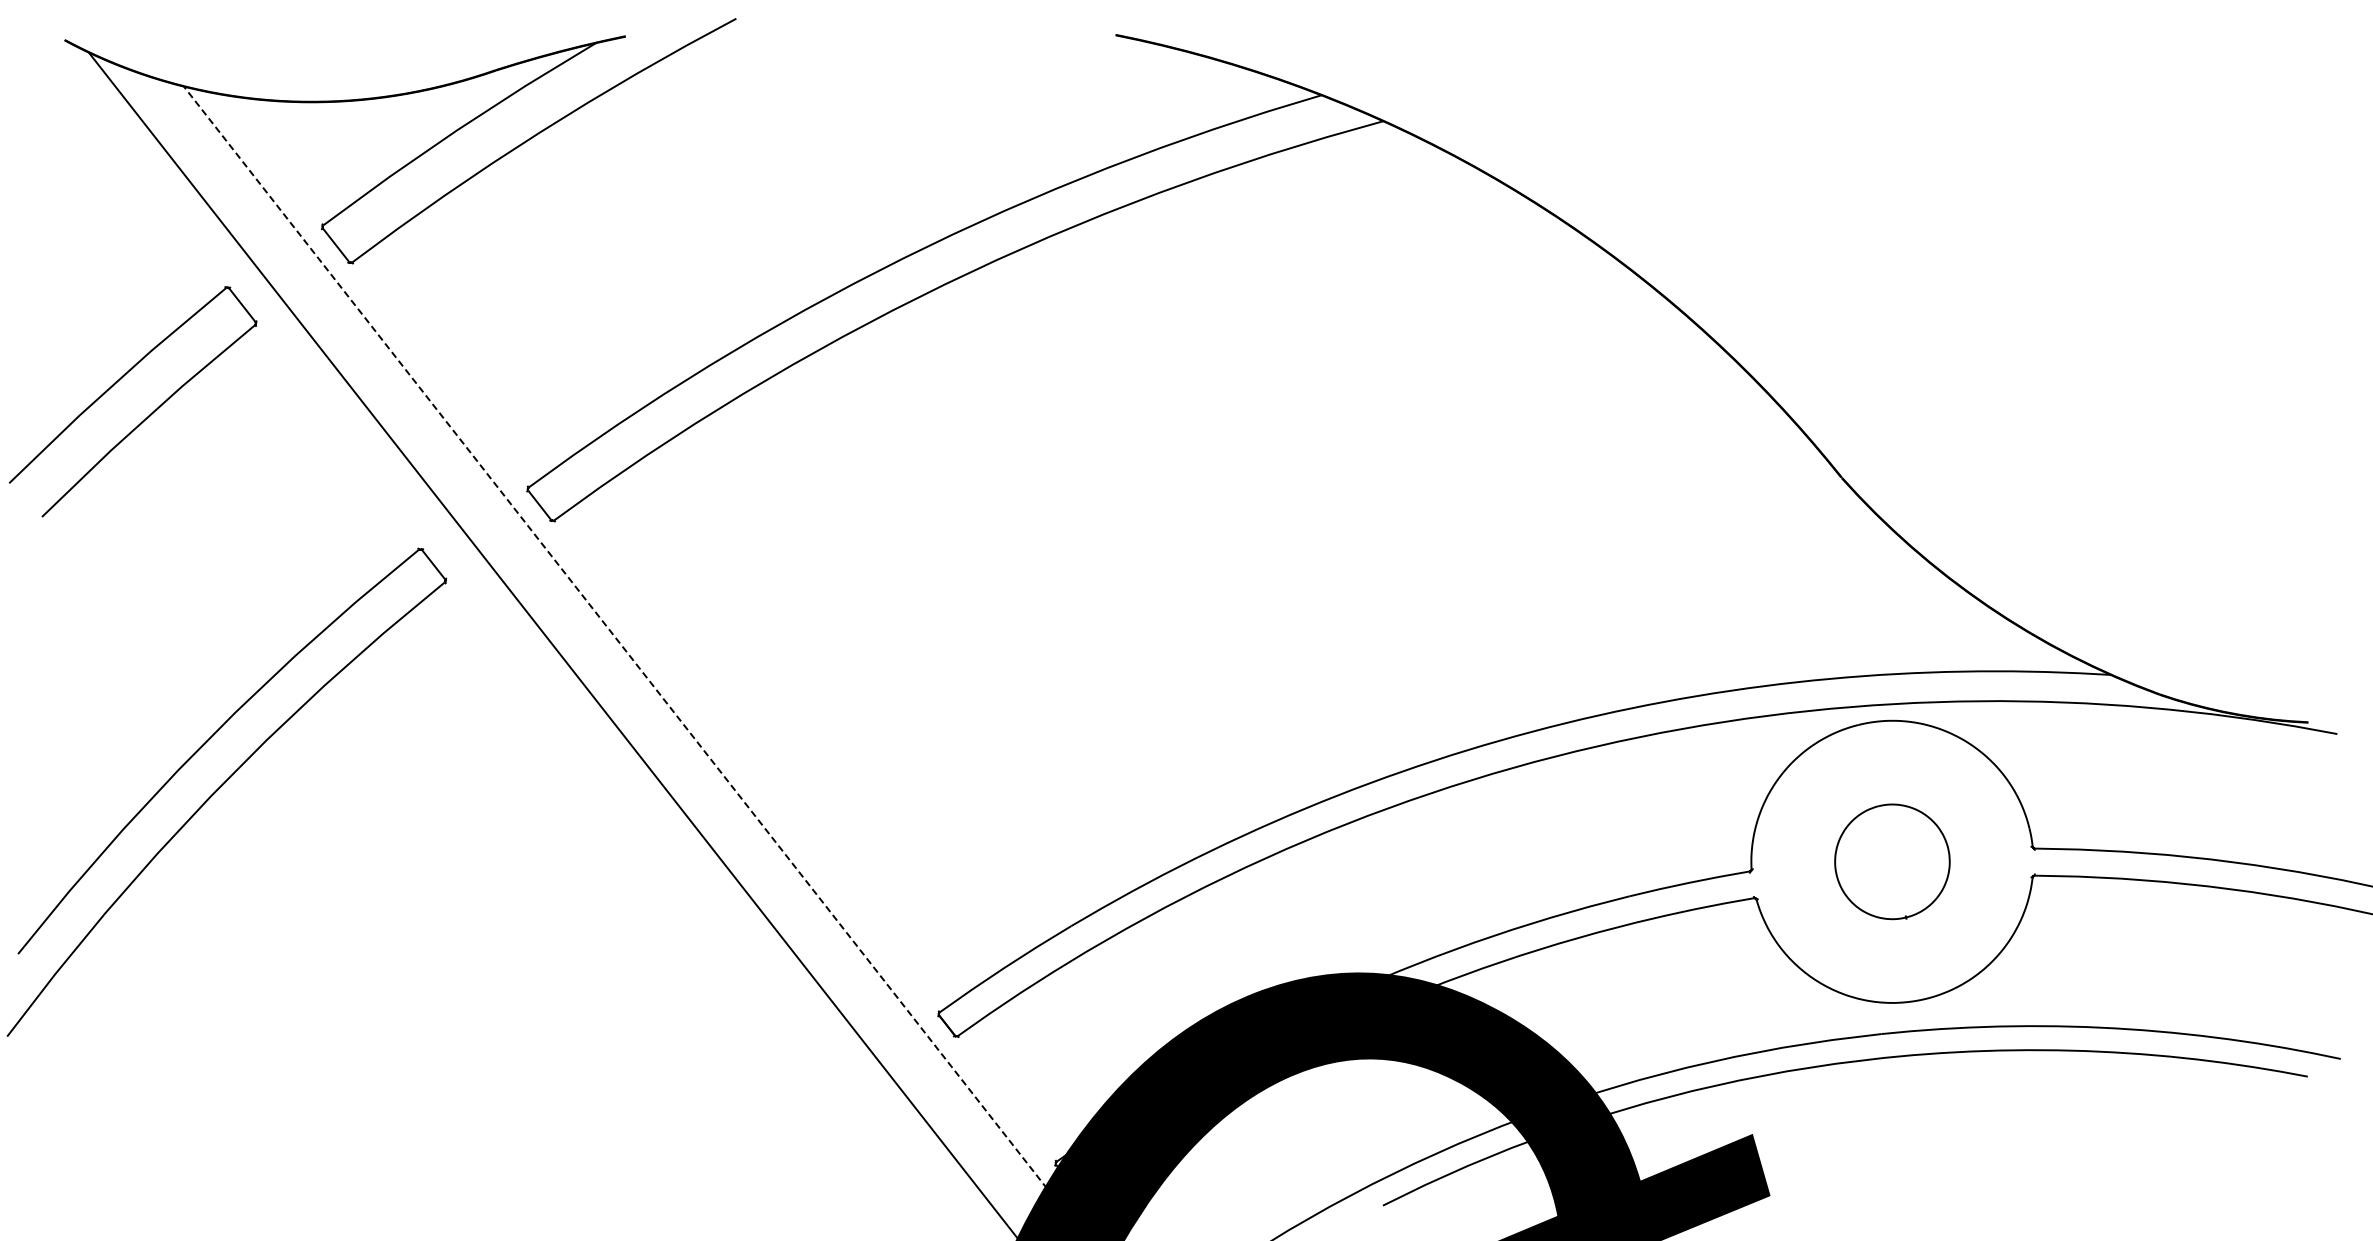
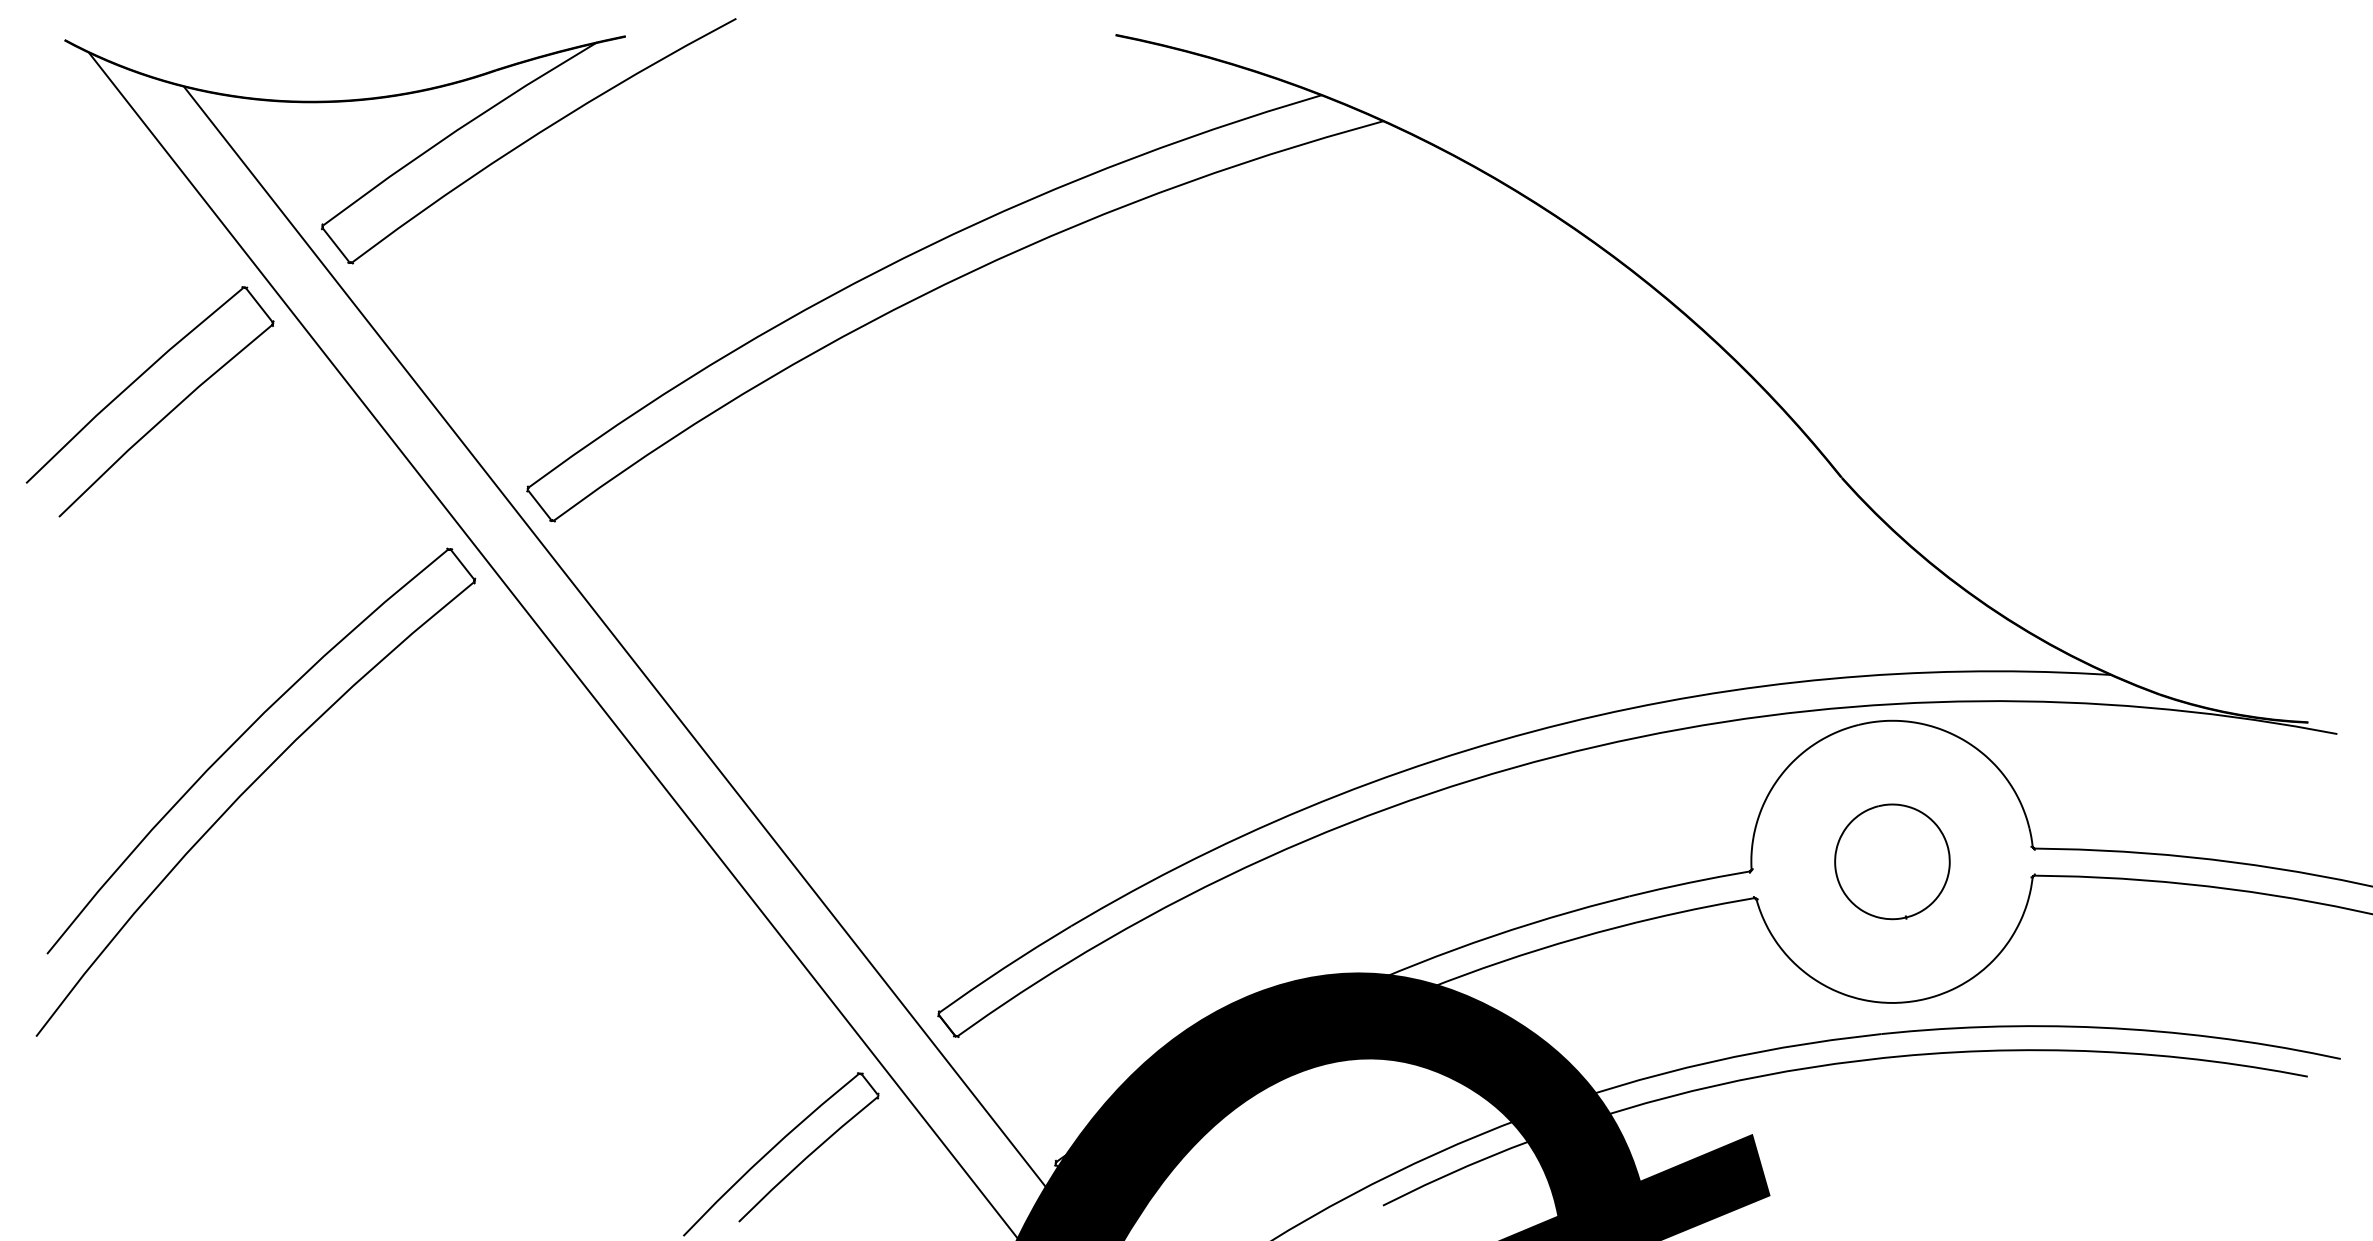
part position: (147, 416) -> (164, 416) (164, 416)
line: dashed -> solid (635, 663)
part position: (222, 786) -> (251, 786) (251, 786)
part: none -> present (775, 1147)
